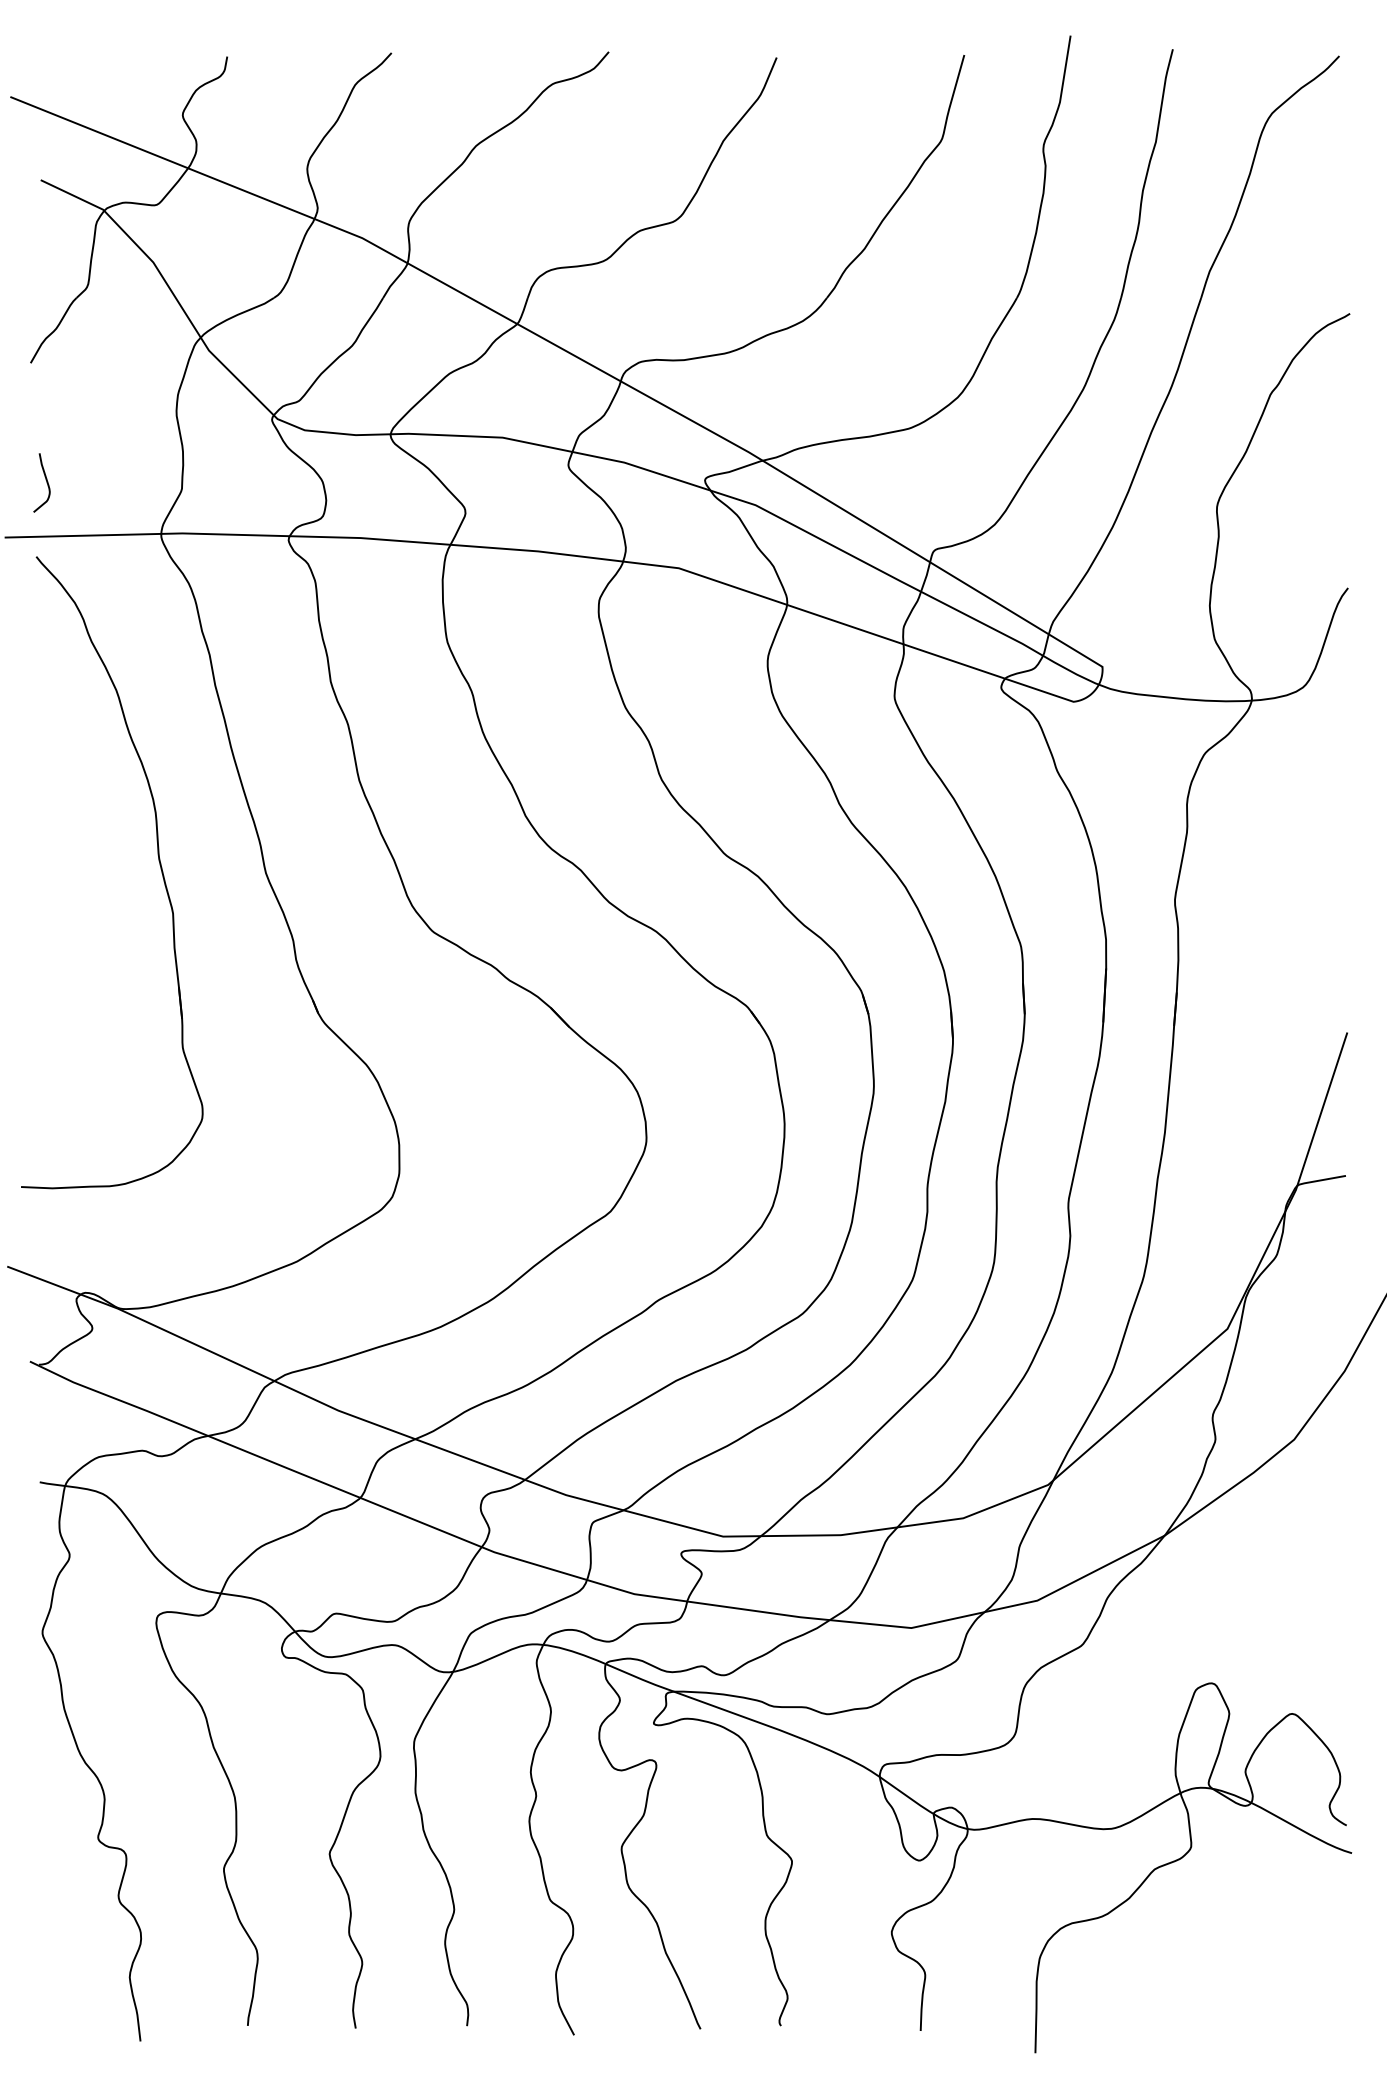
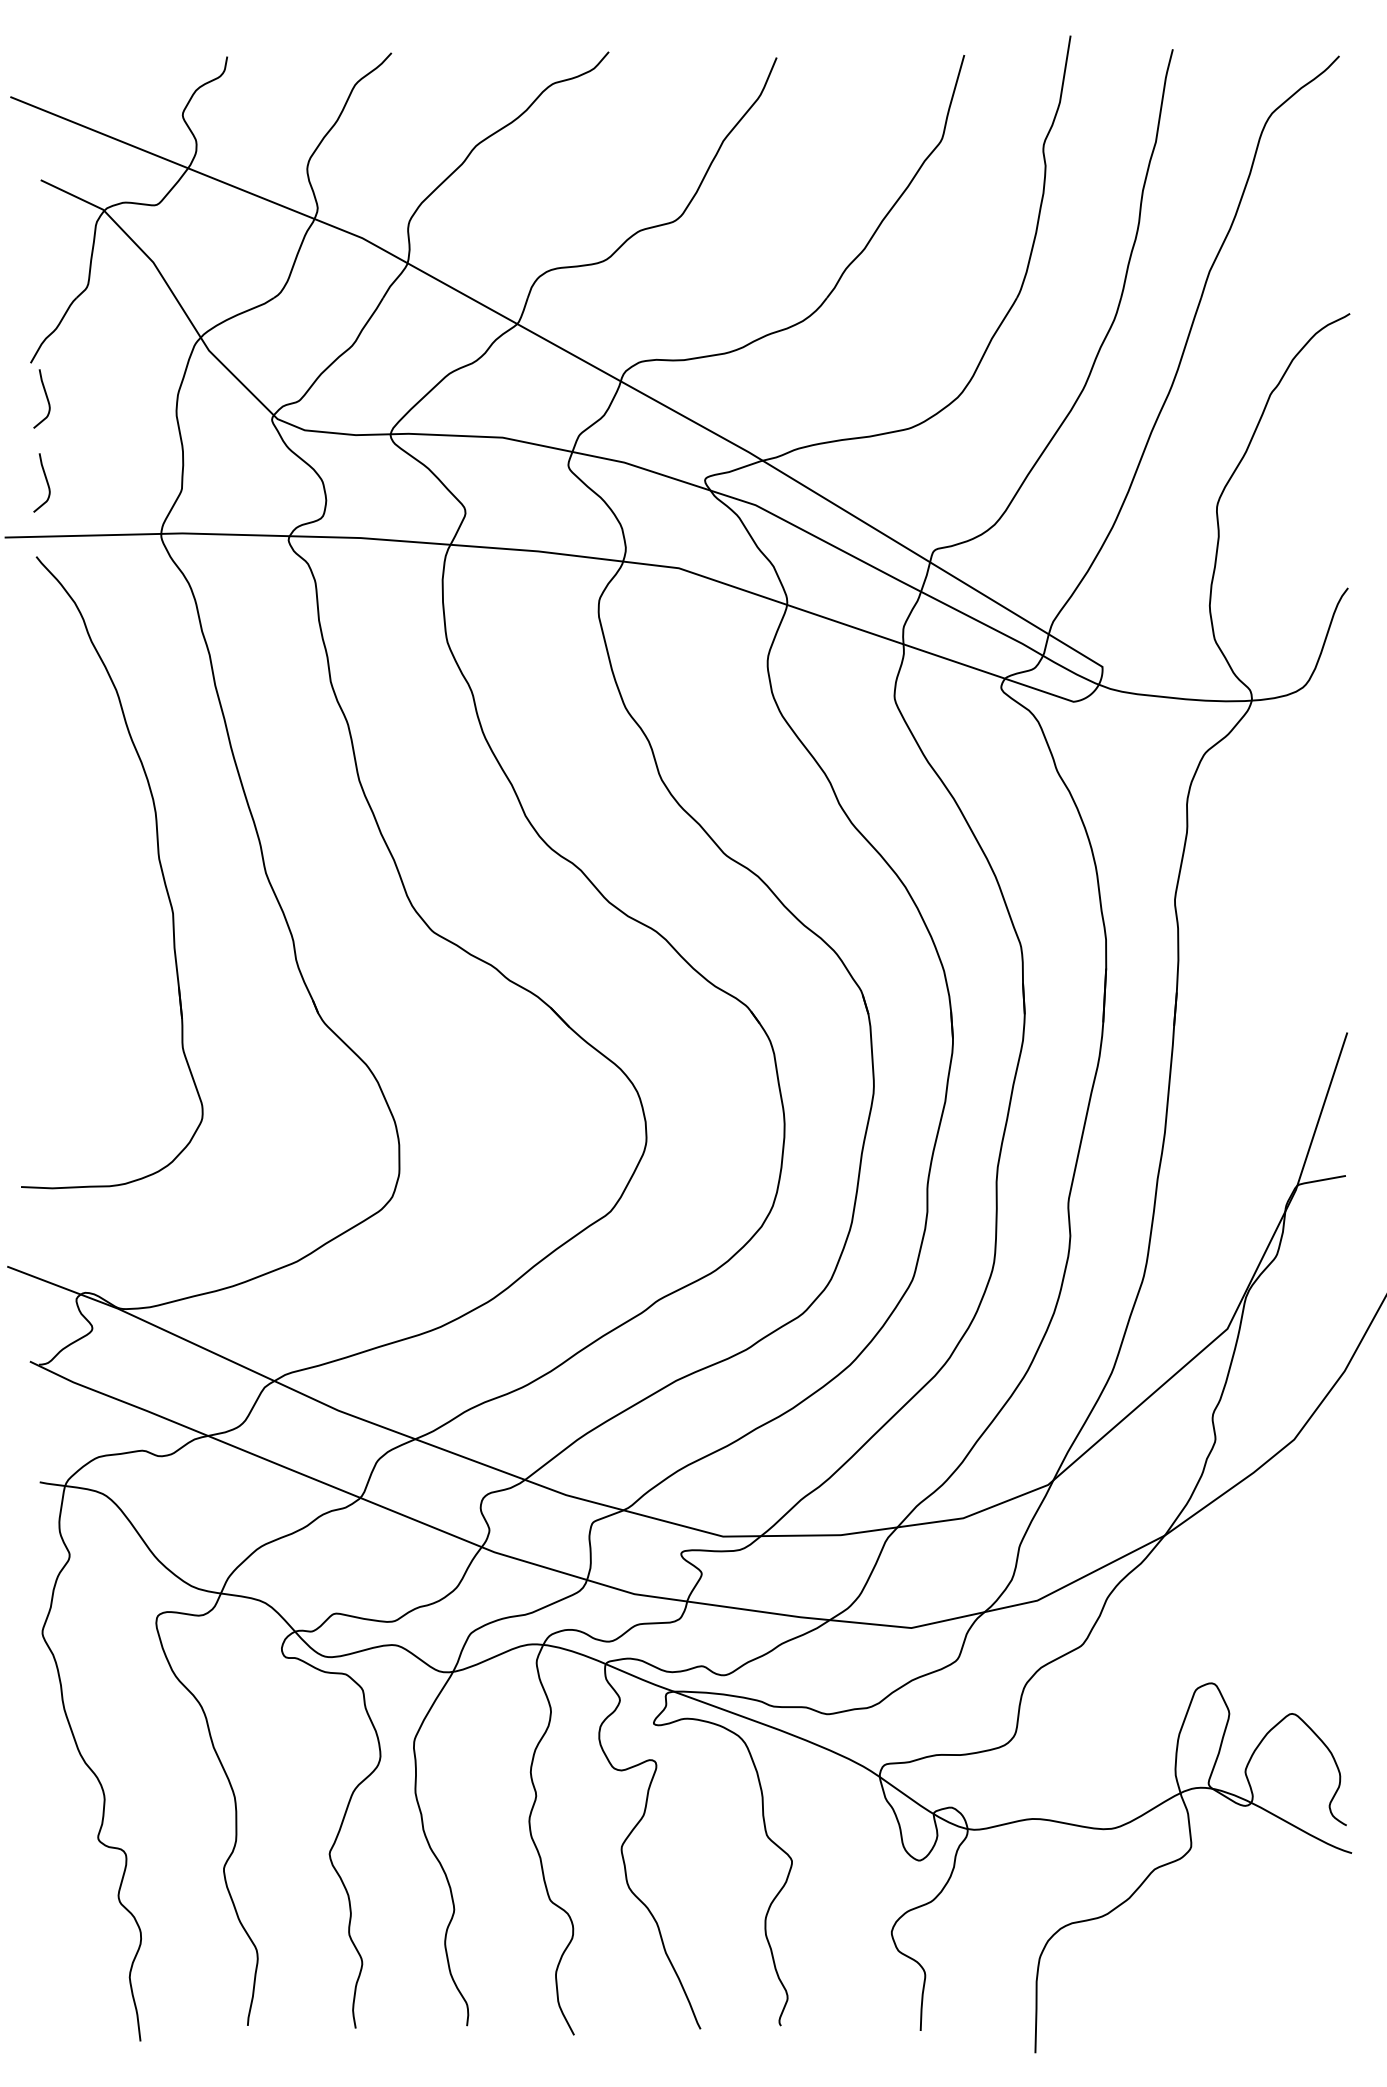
curve: none -> present (45, 396)
